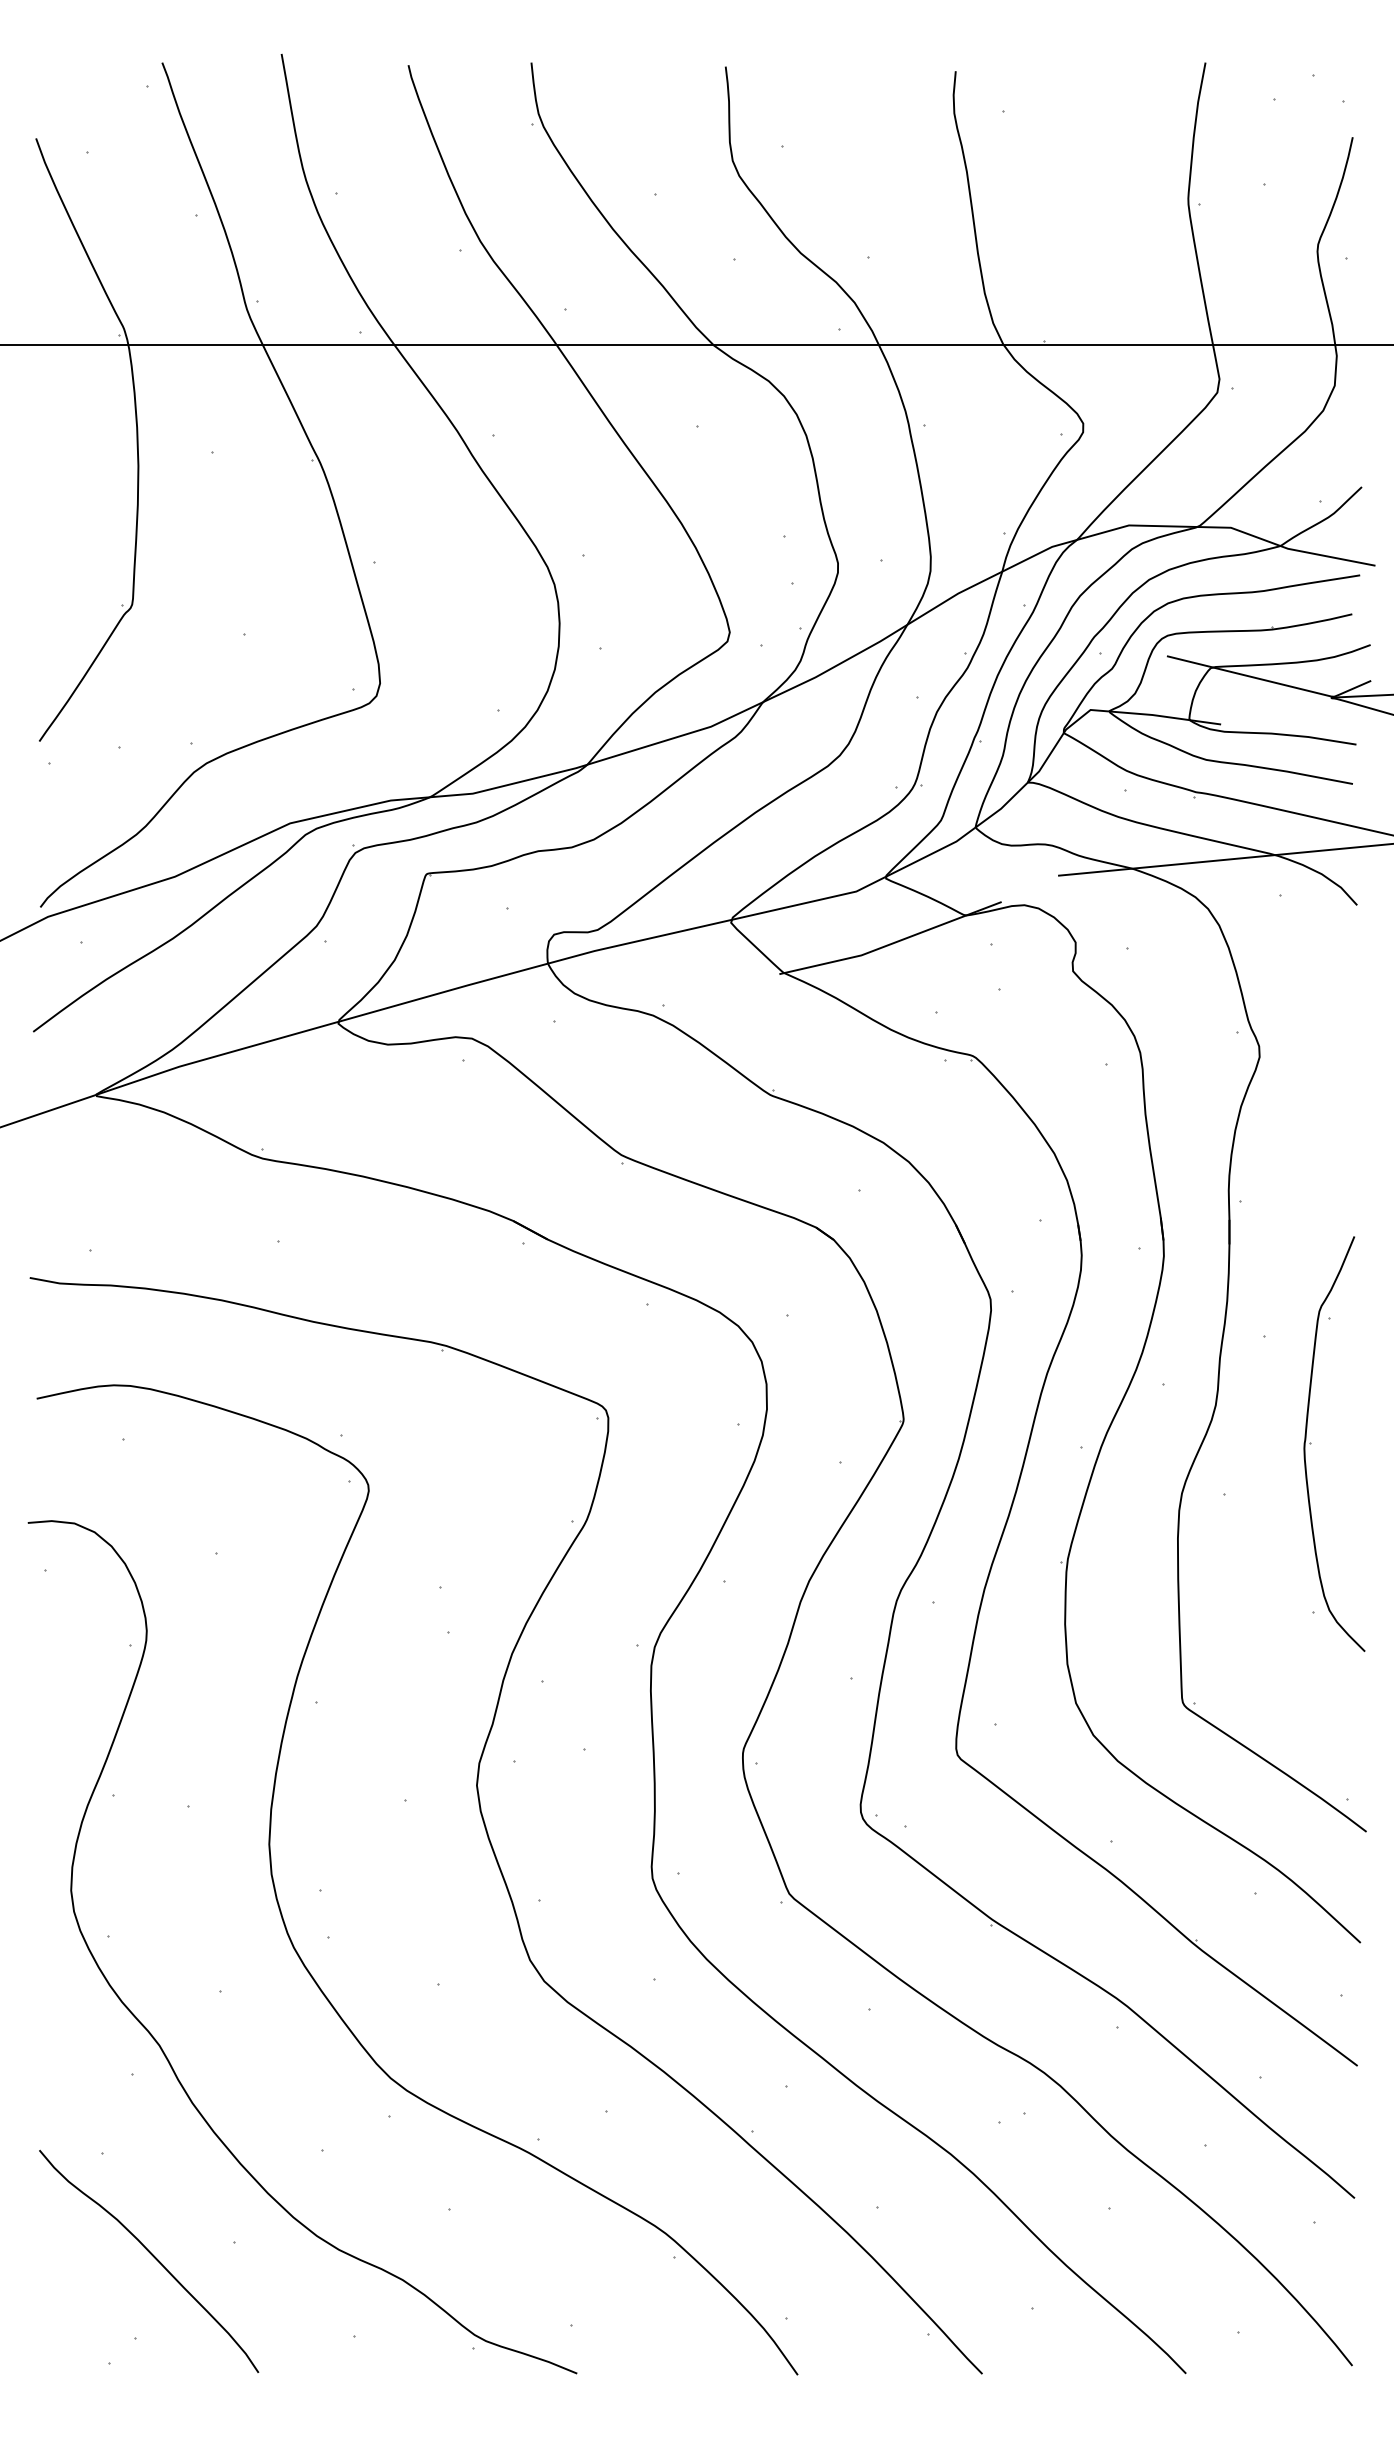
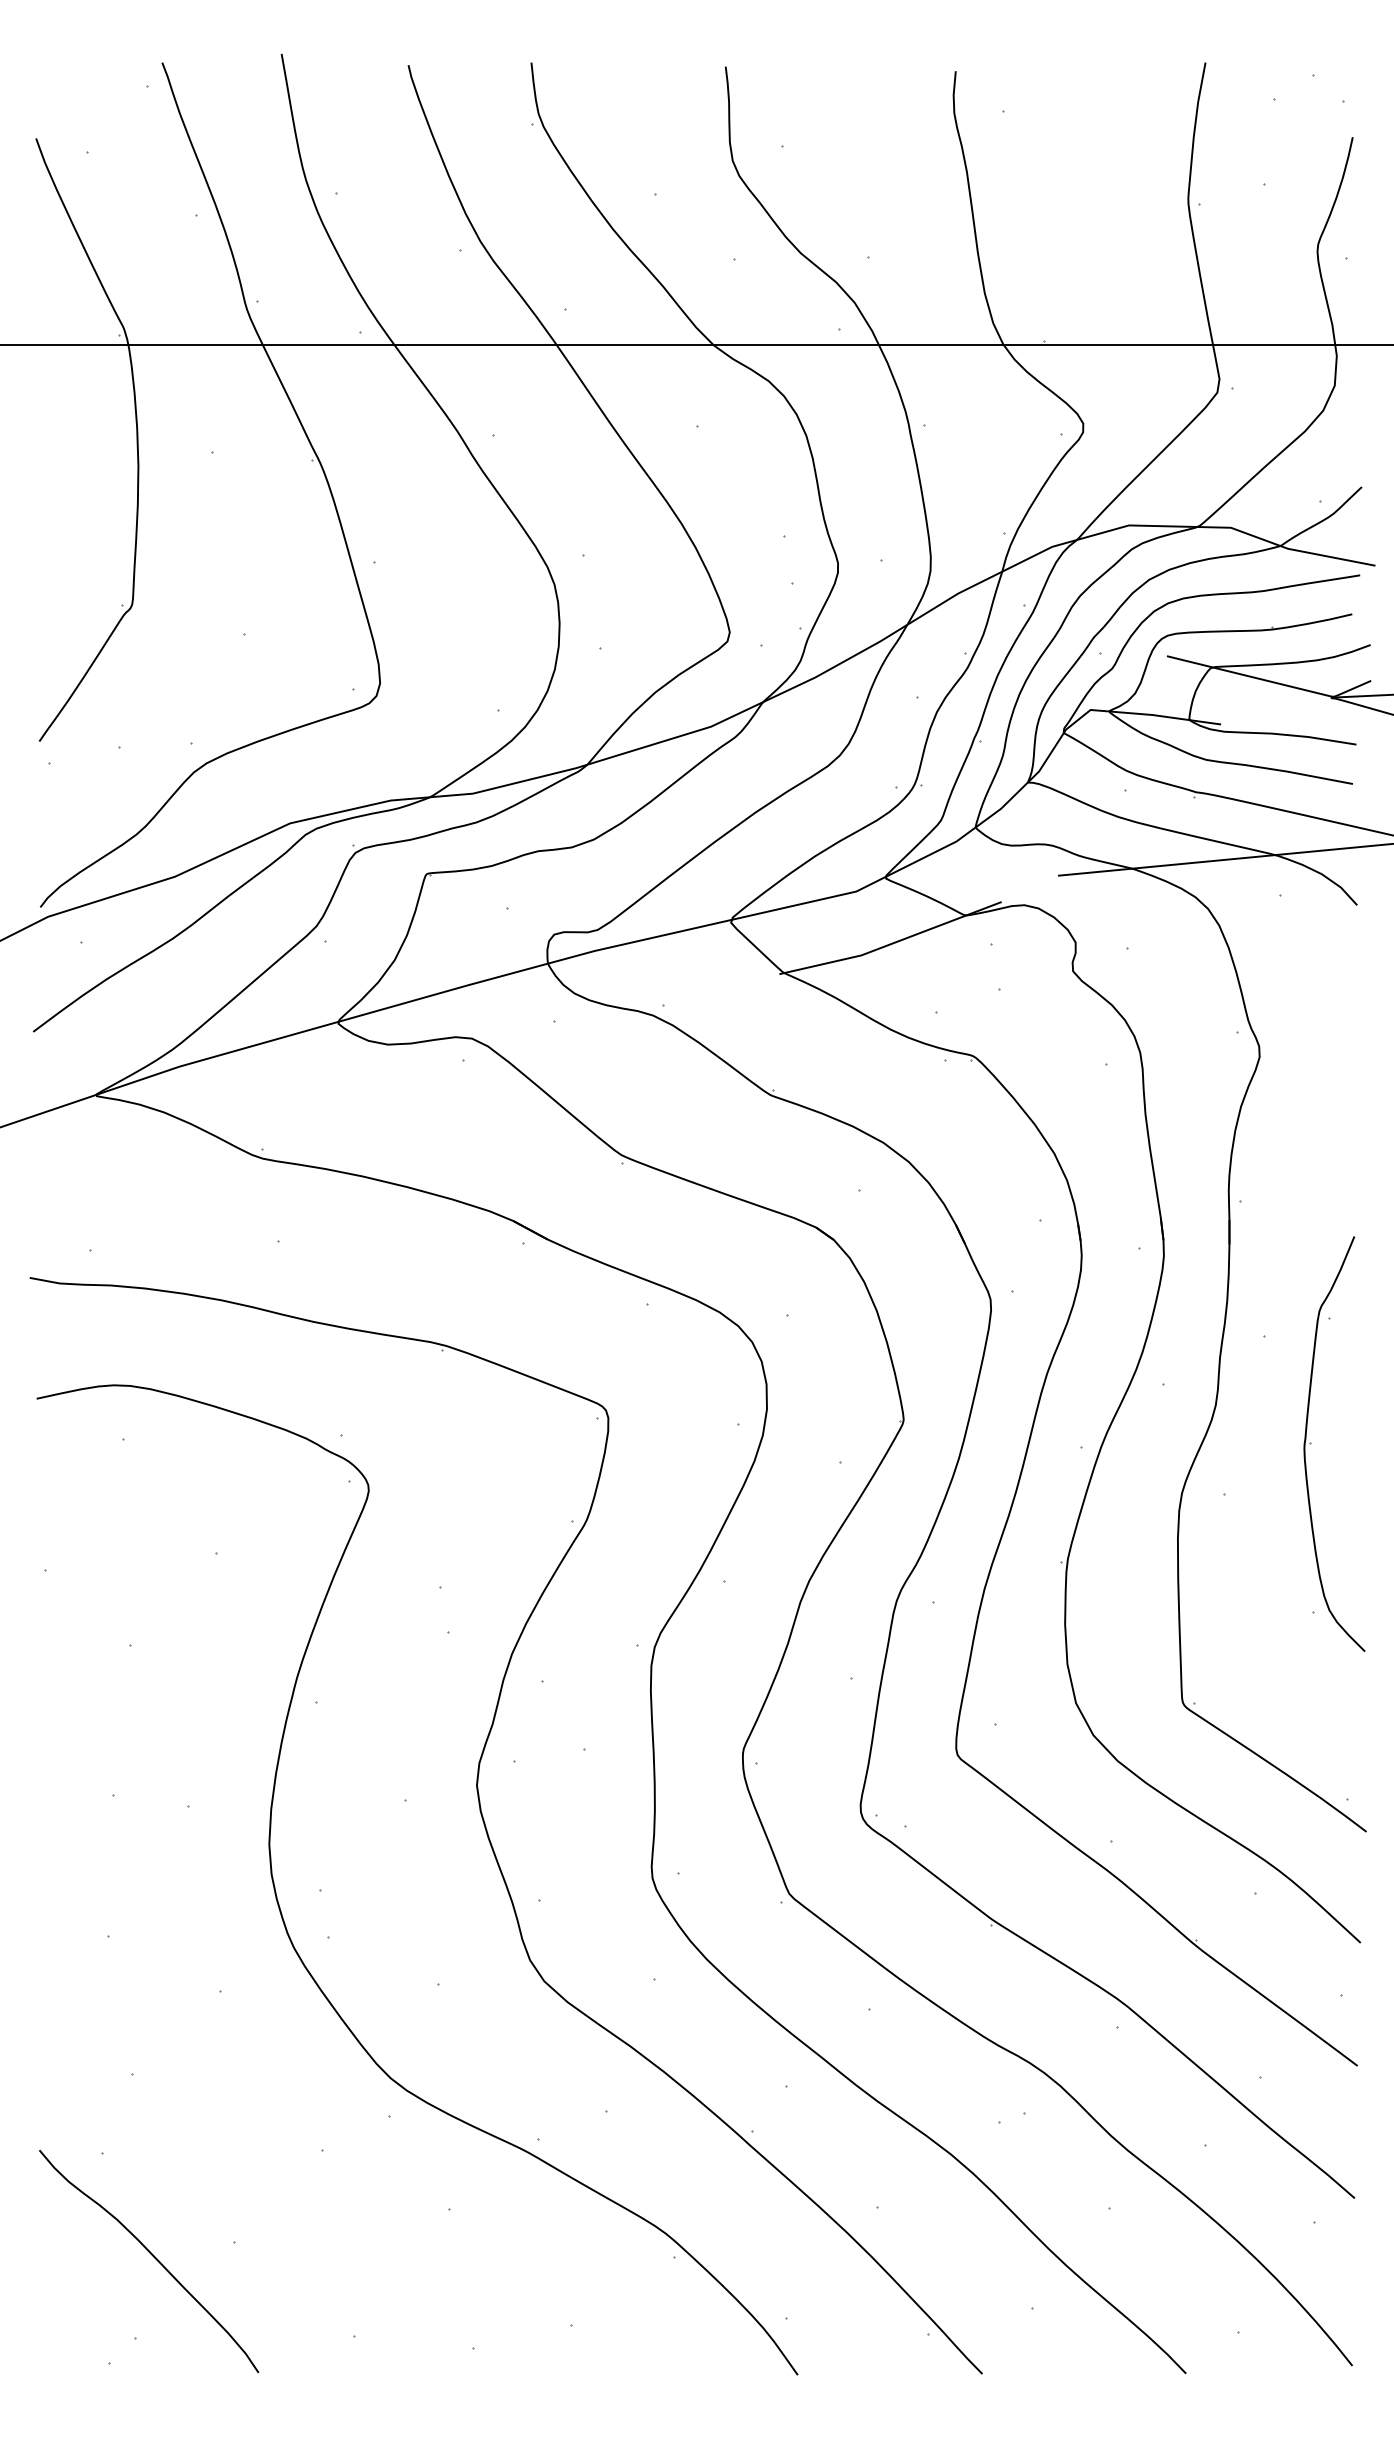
curve: present -> none (159, 2043)
